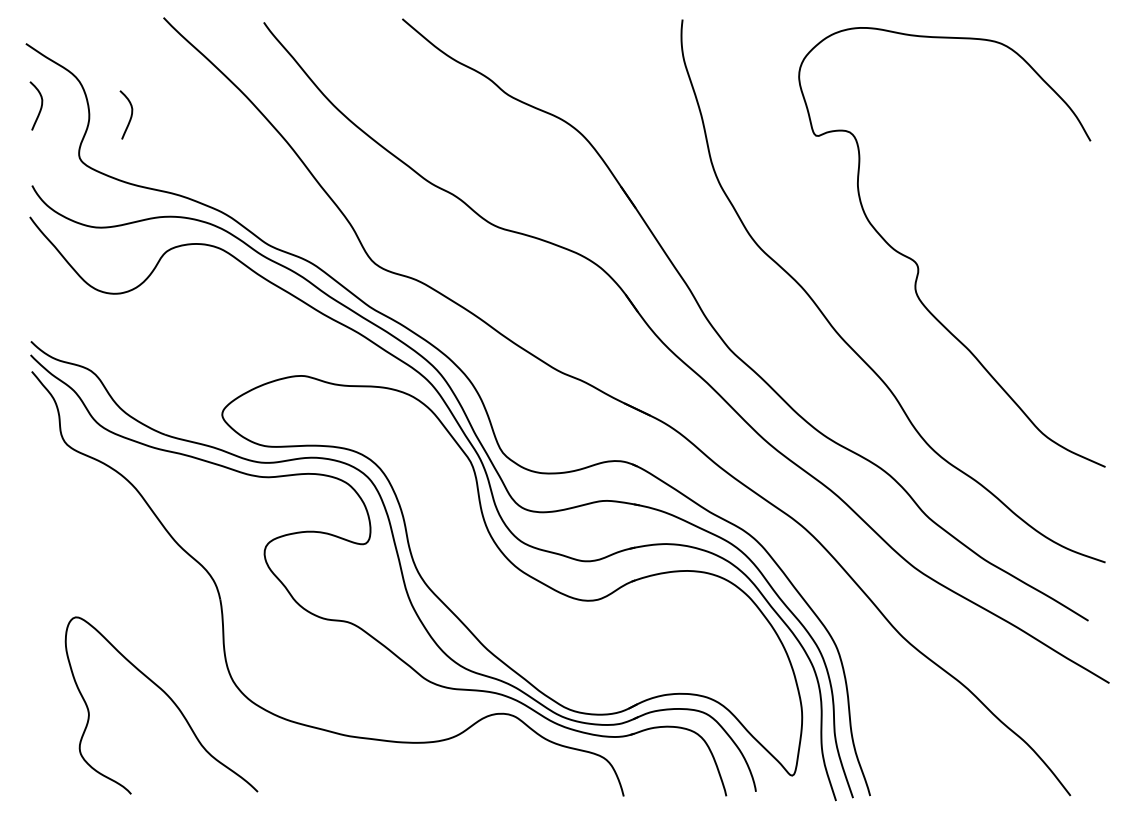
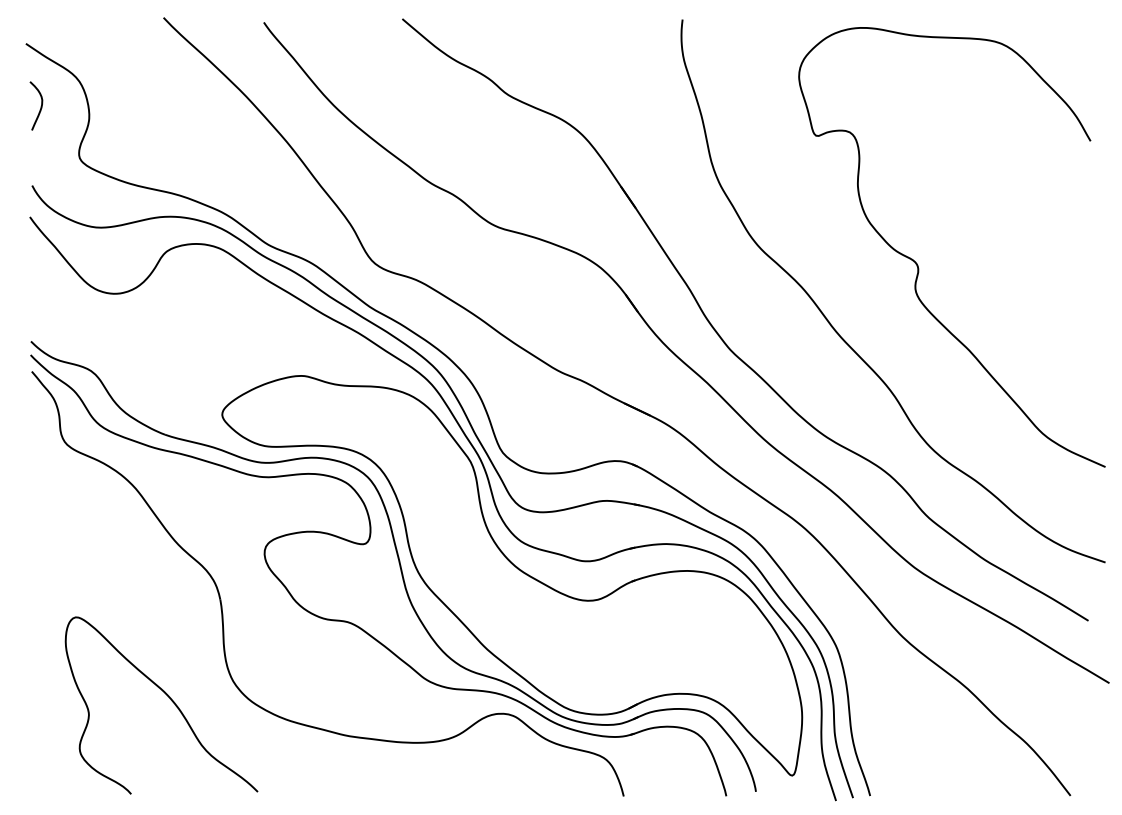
curve: present -> none (130, 115)
